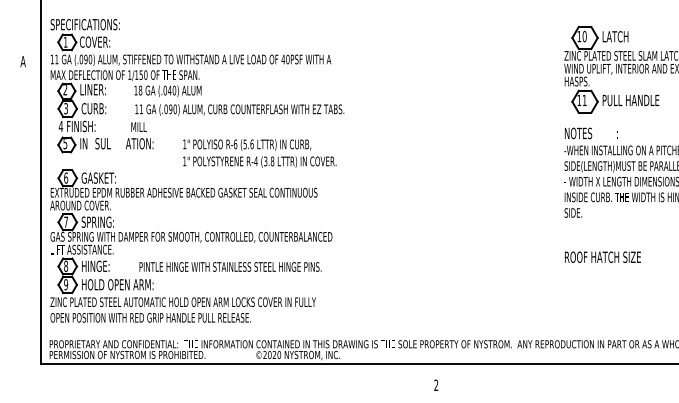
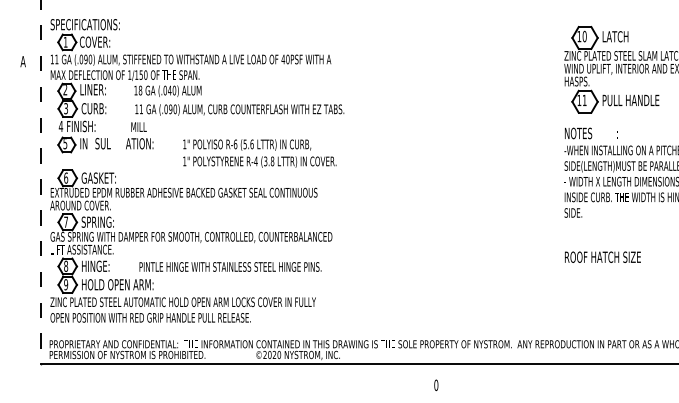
line: solid -> dashed (41, 182)
text: 2 -> 0 (436, 385)
